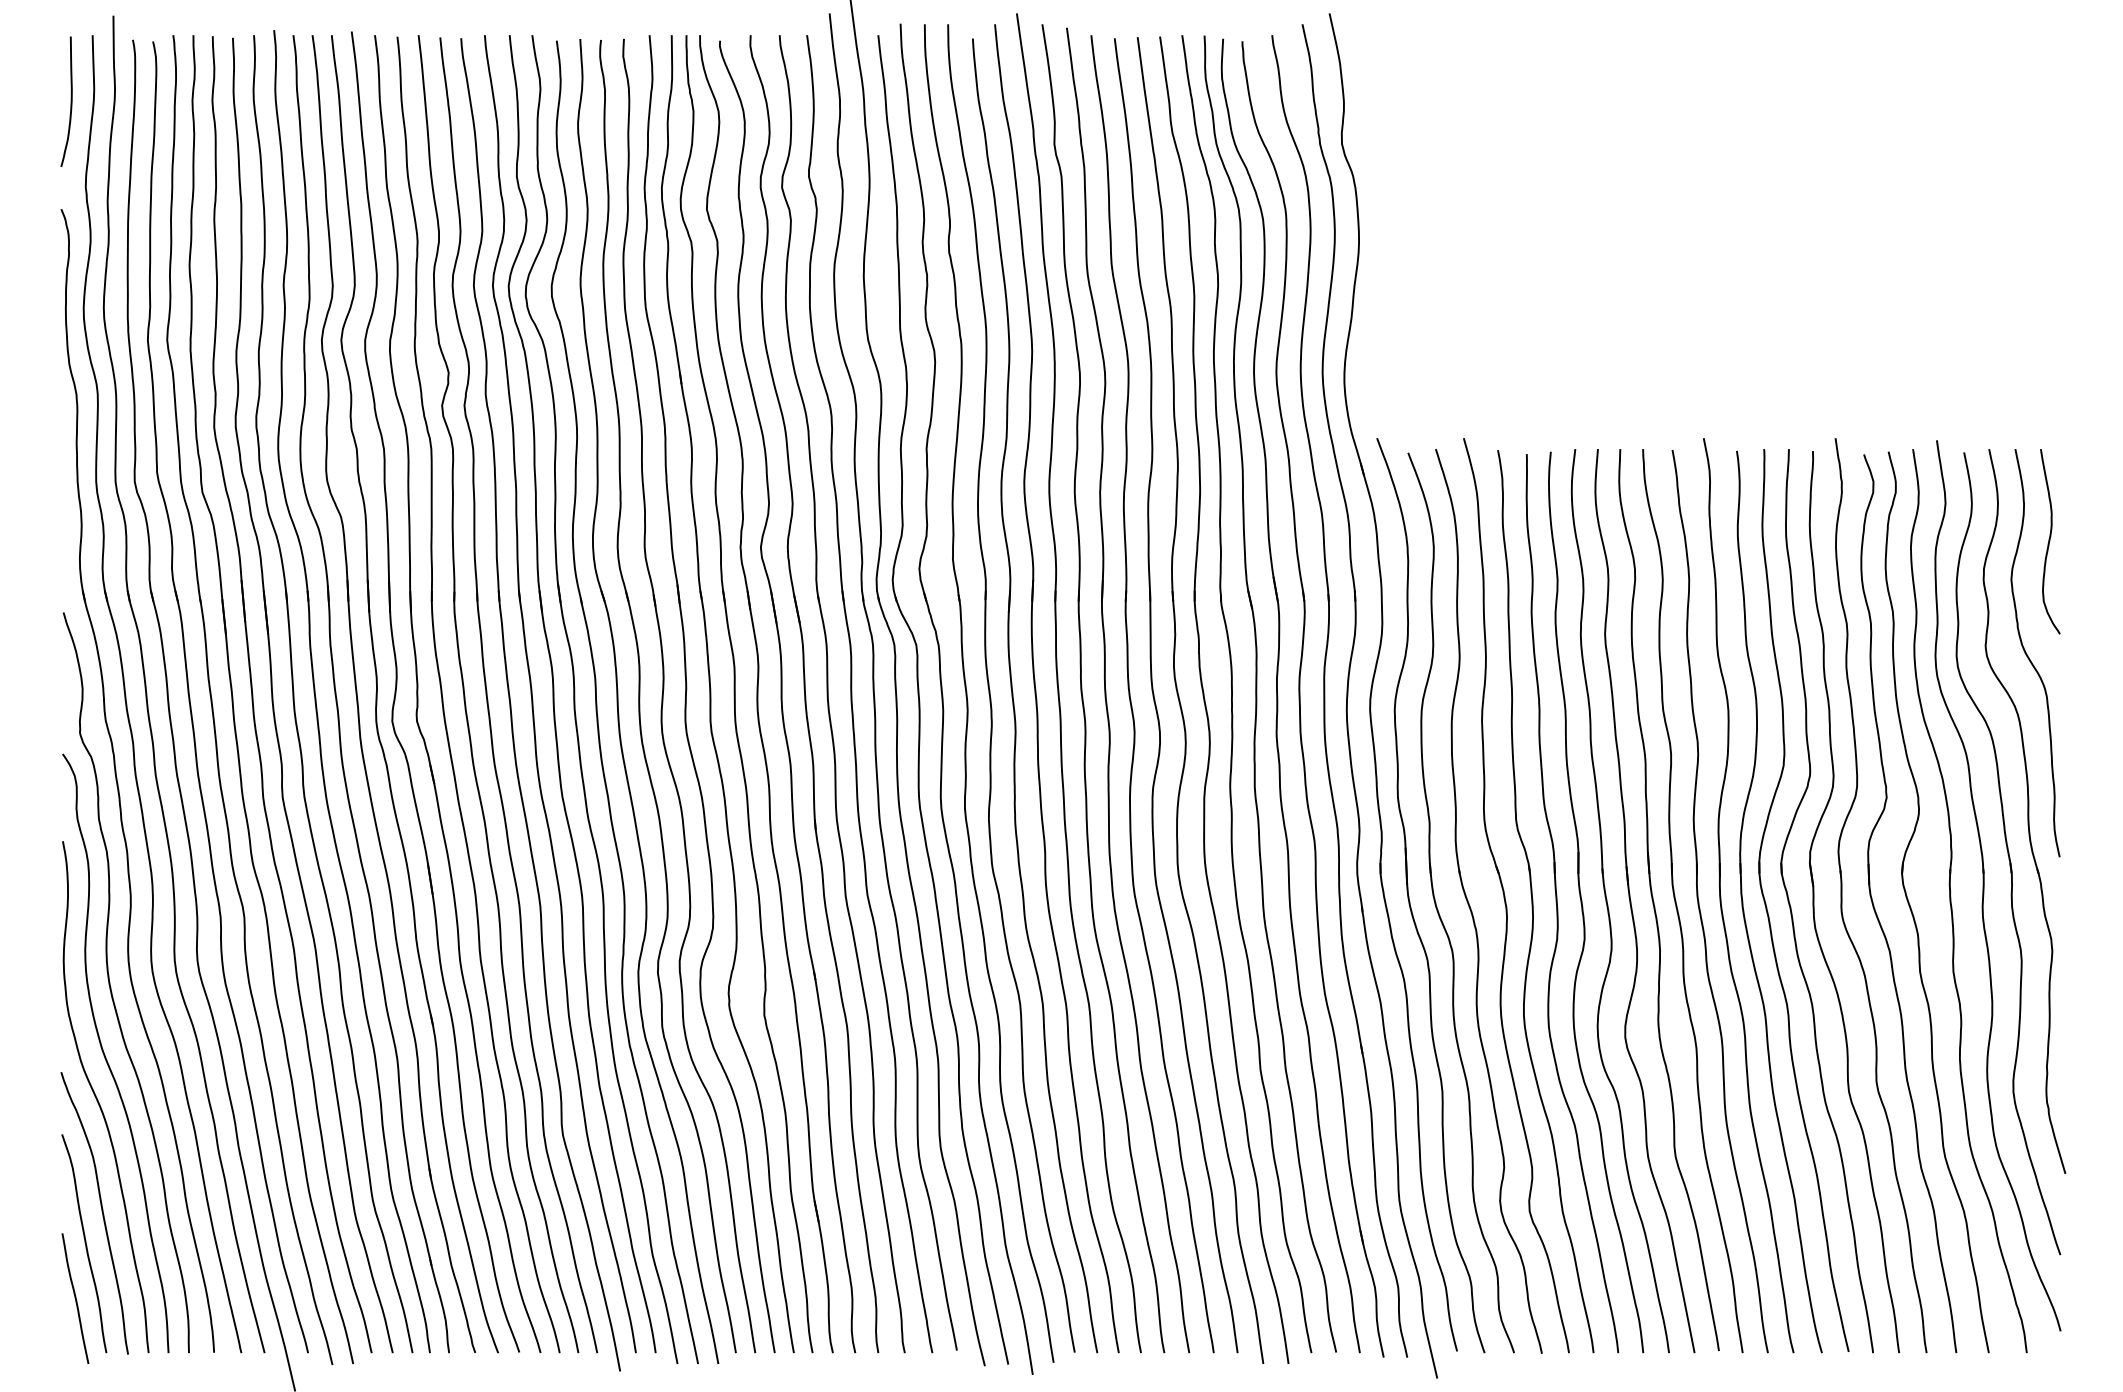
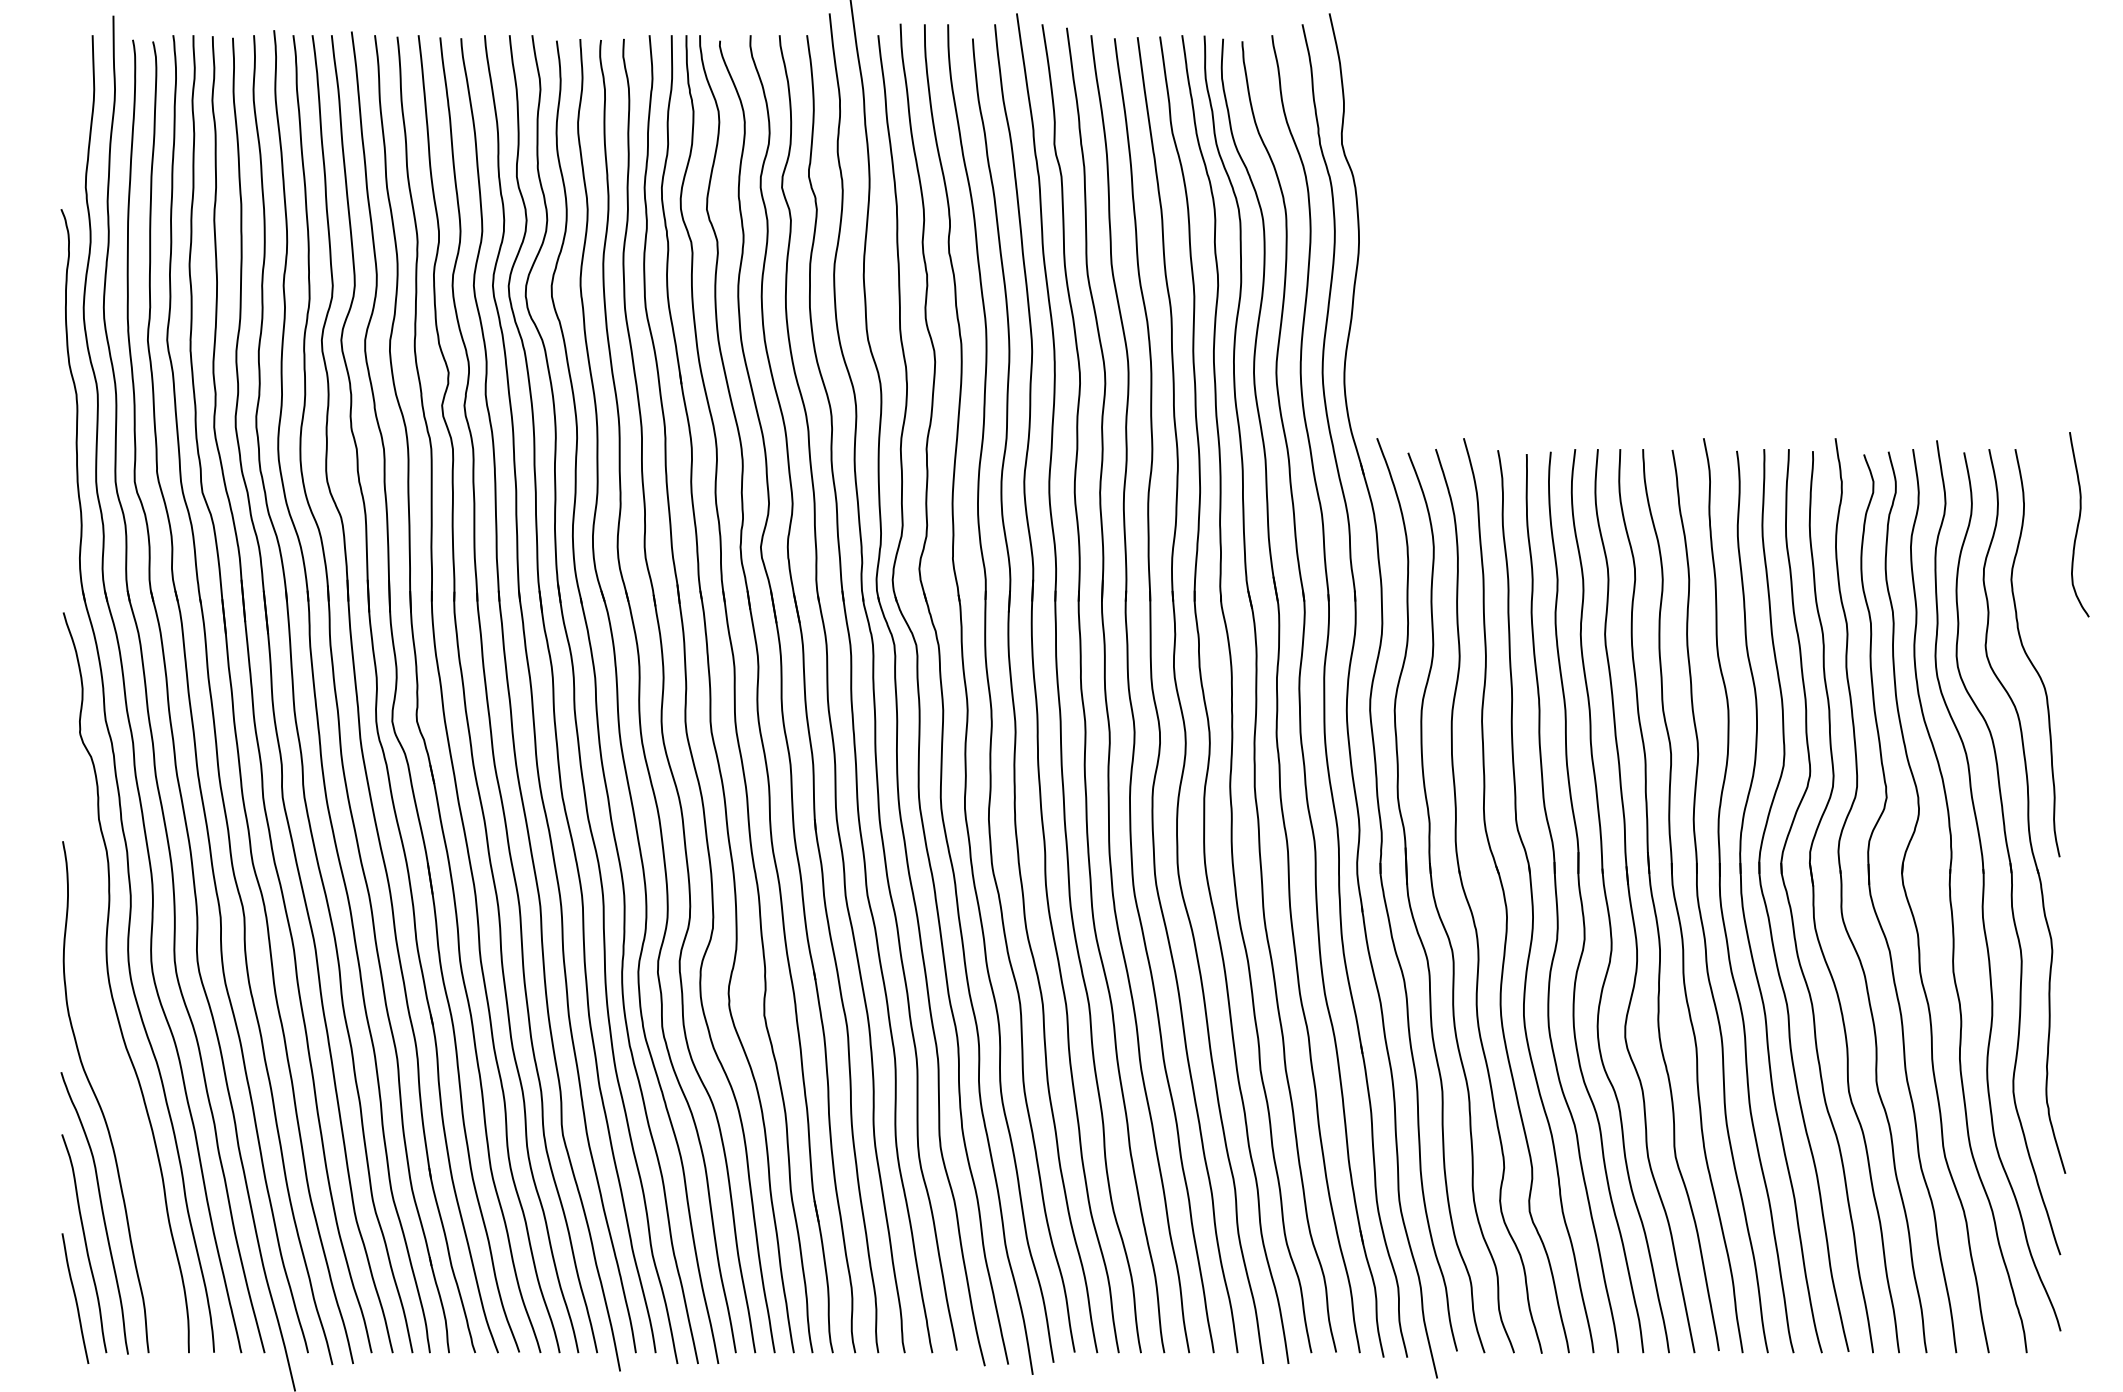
curve: present -> none (70, 101)
curve position: (2050, 541) -> (2079, 524) (2079, 524)
curve: present -> none (106, 1057)
